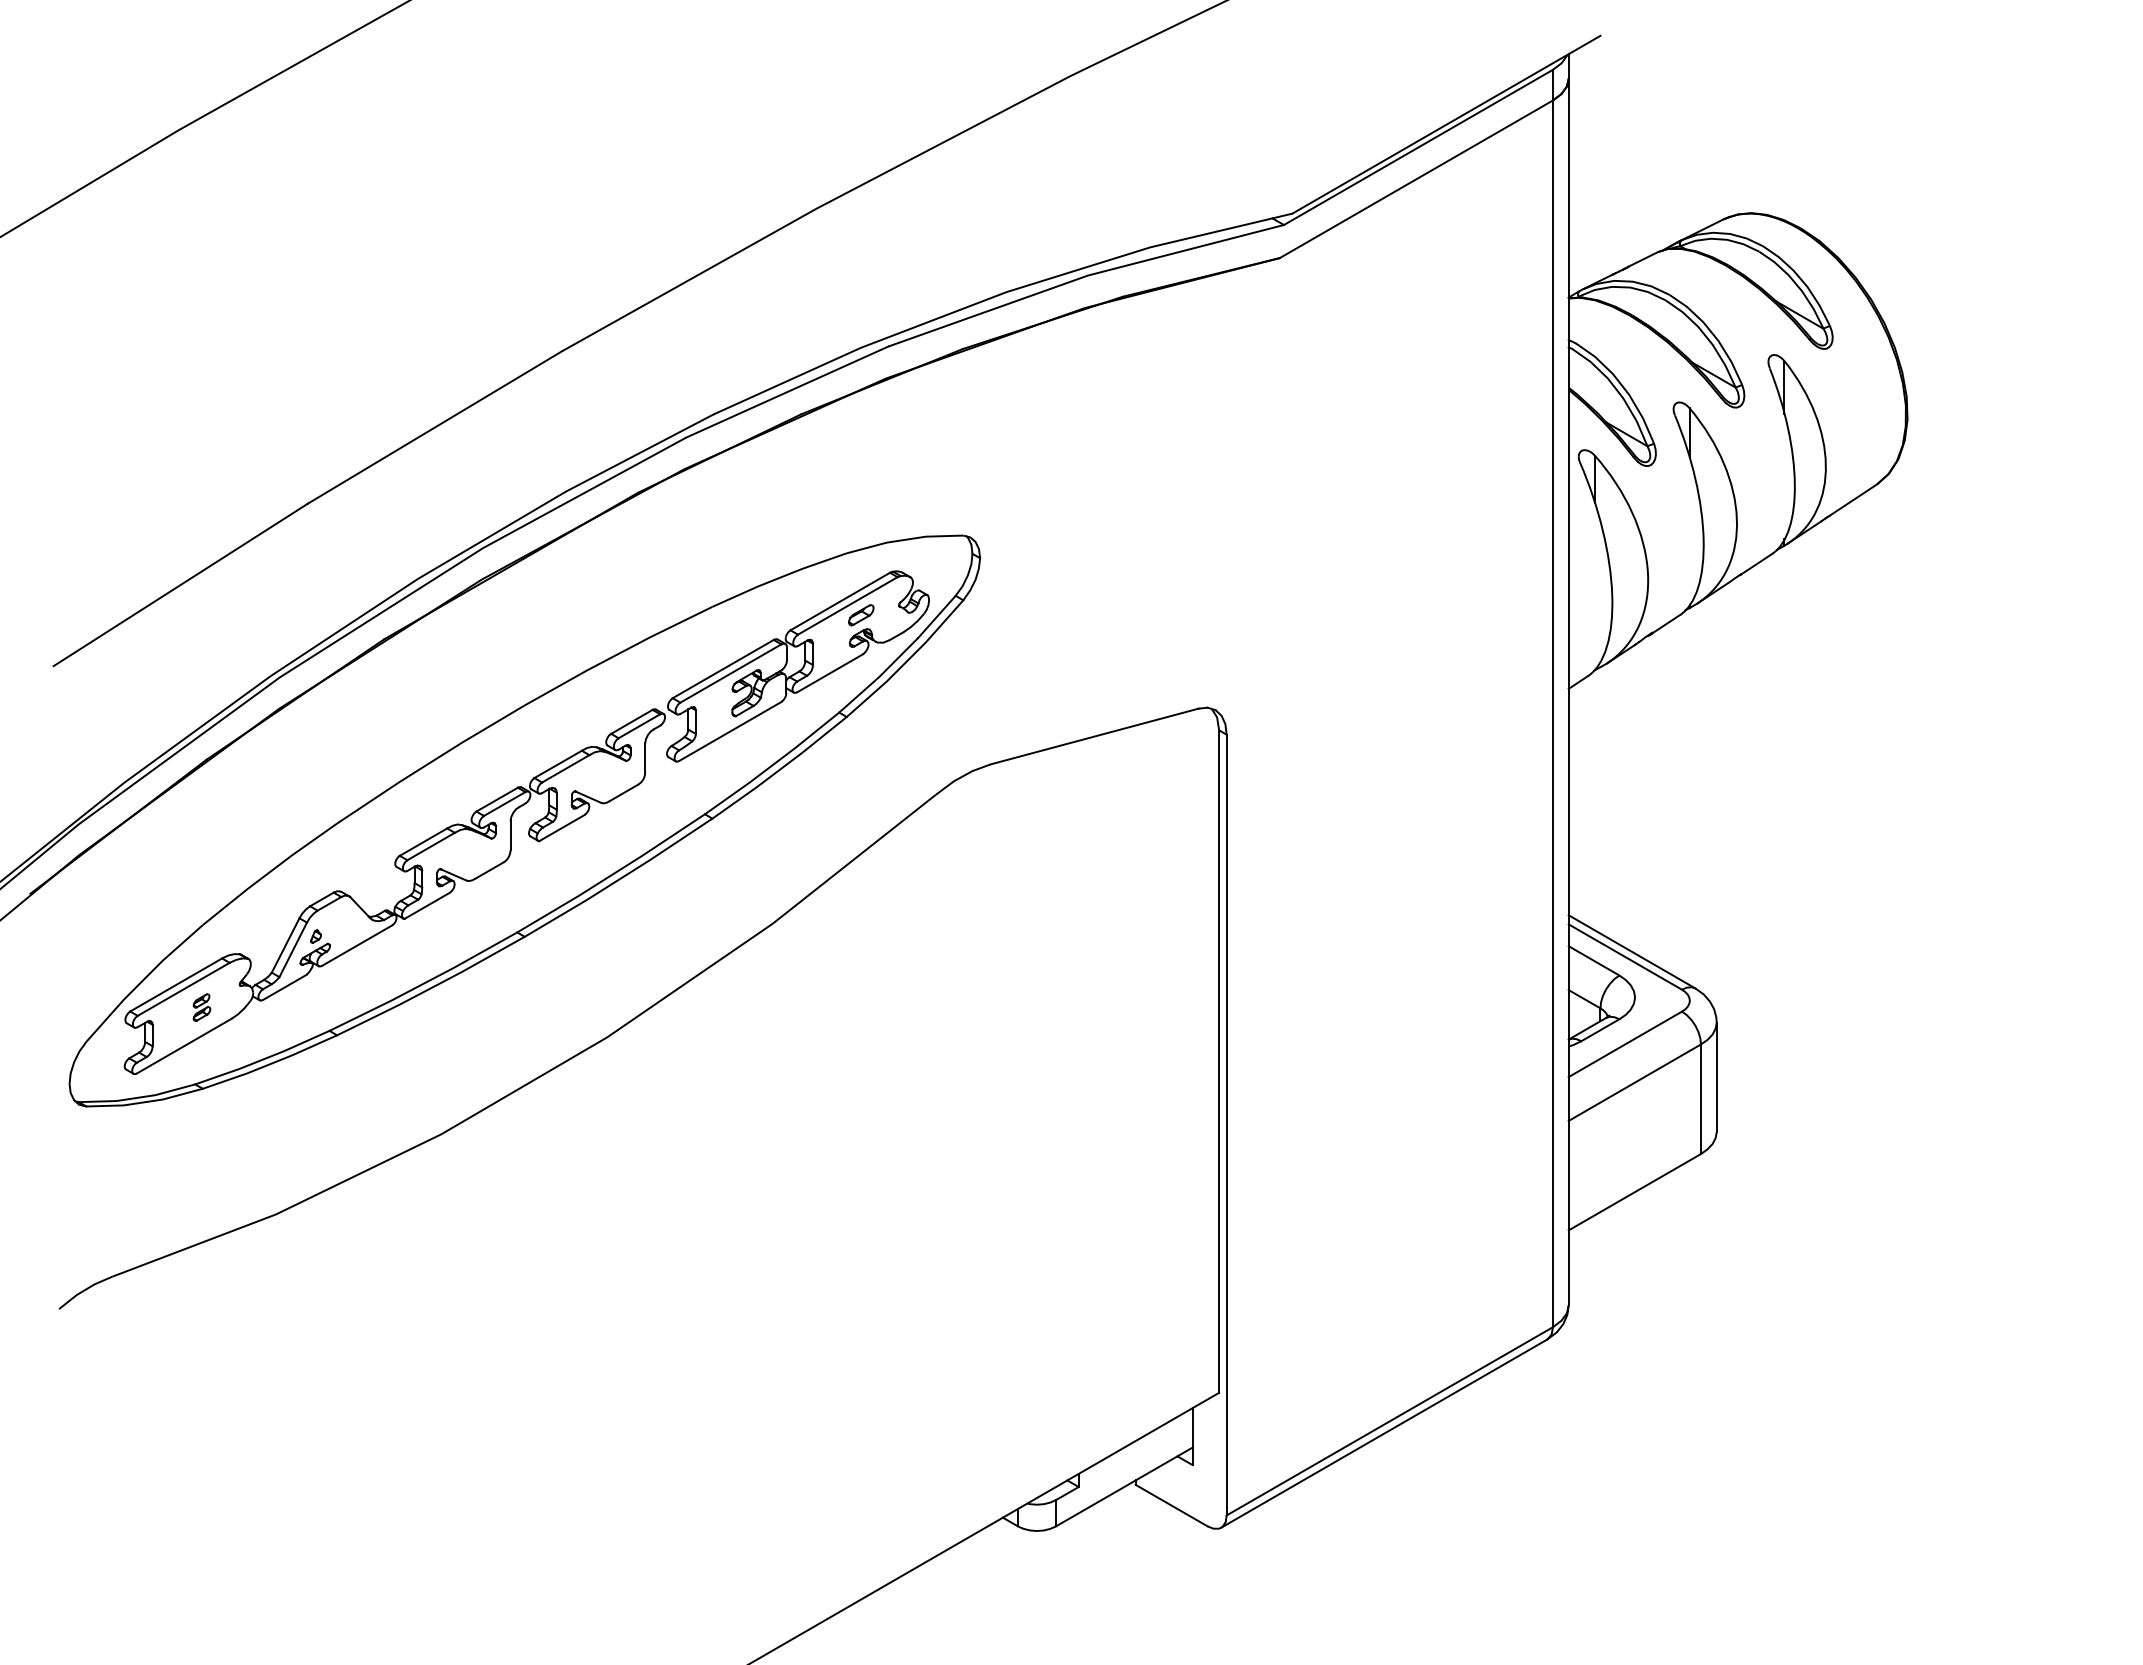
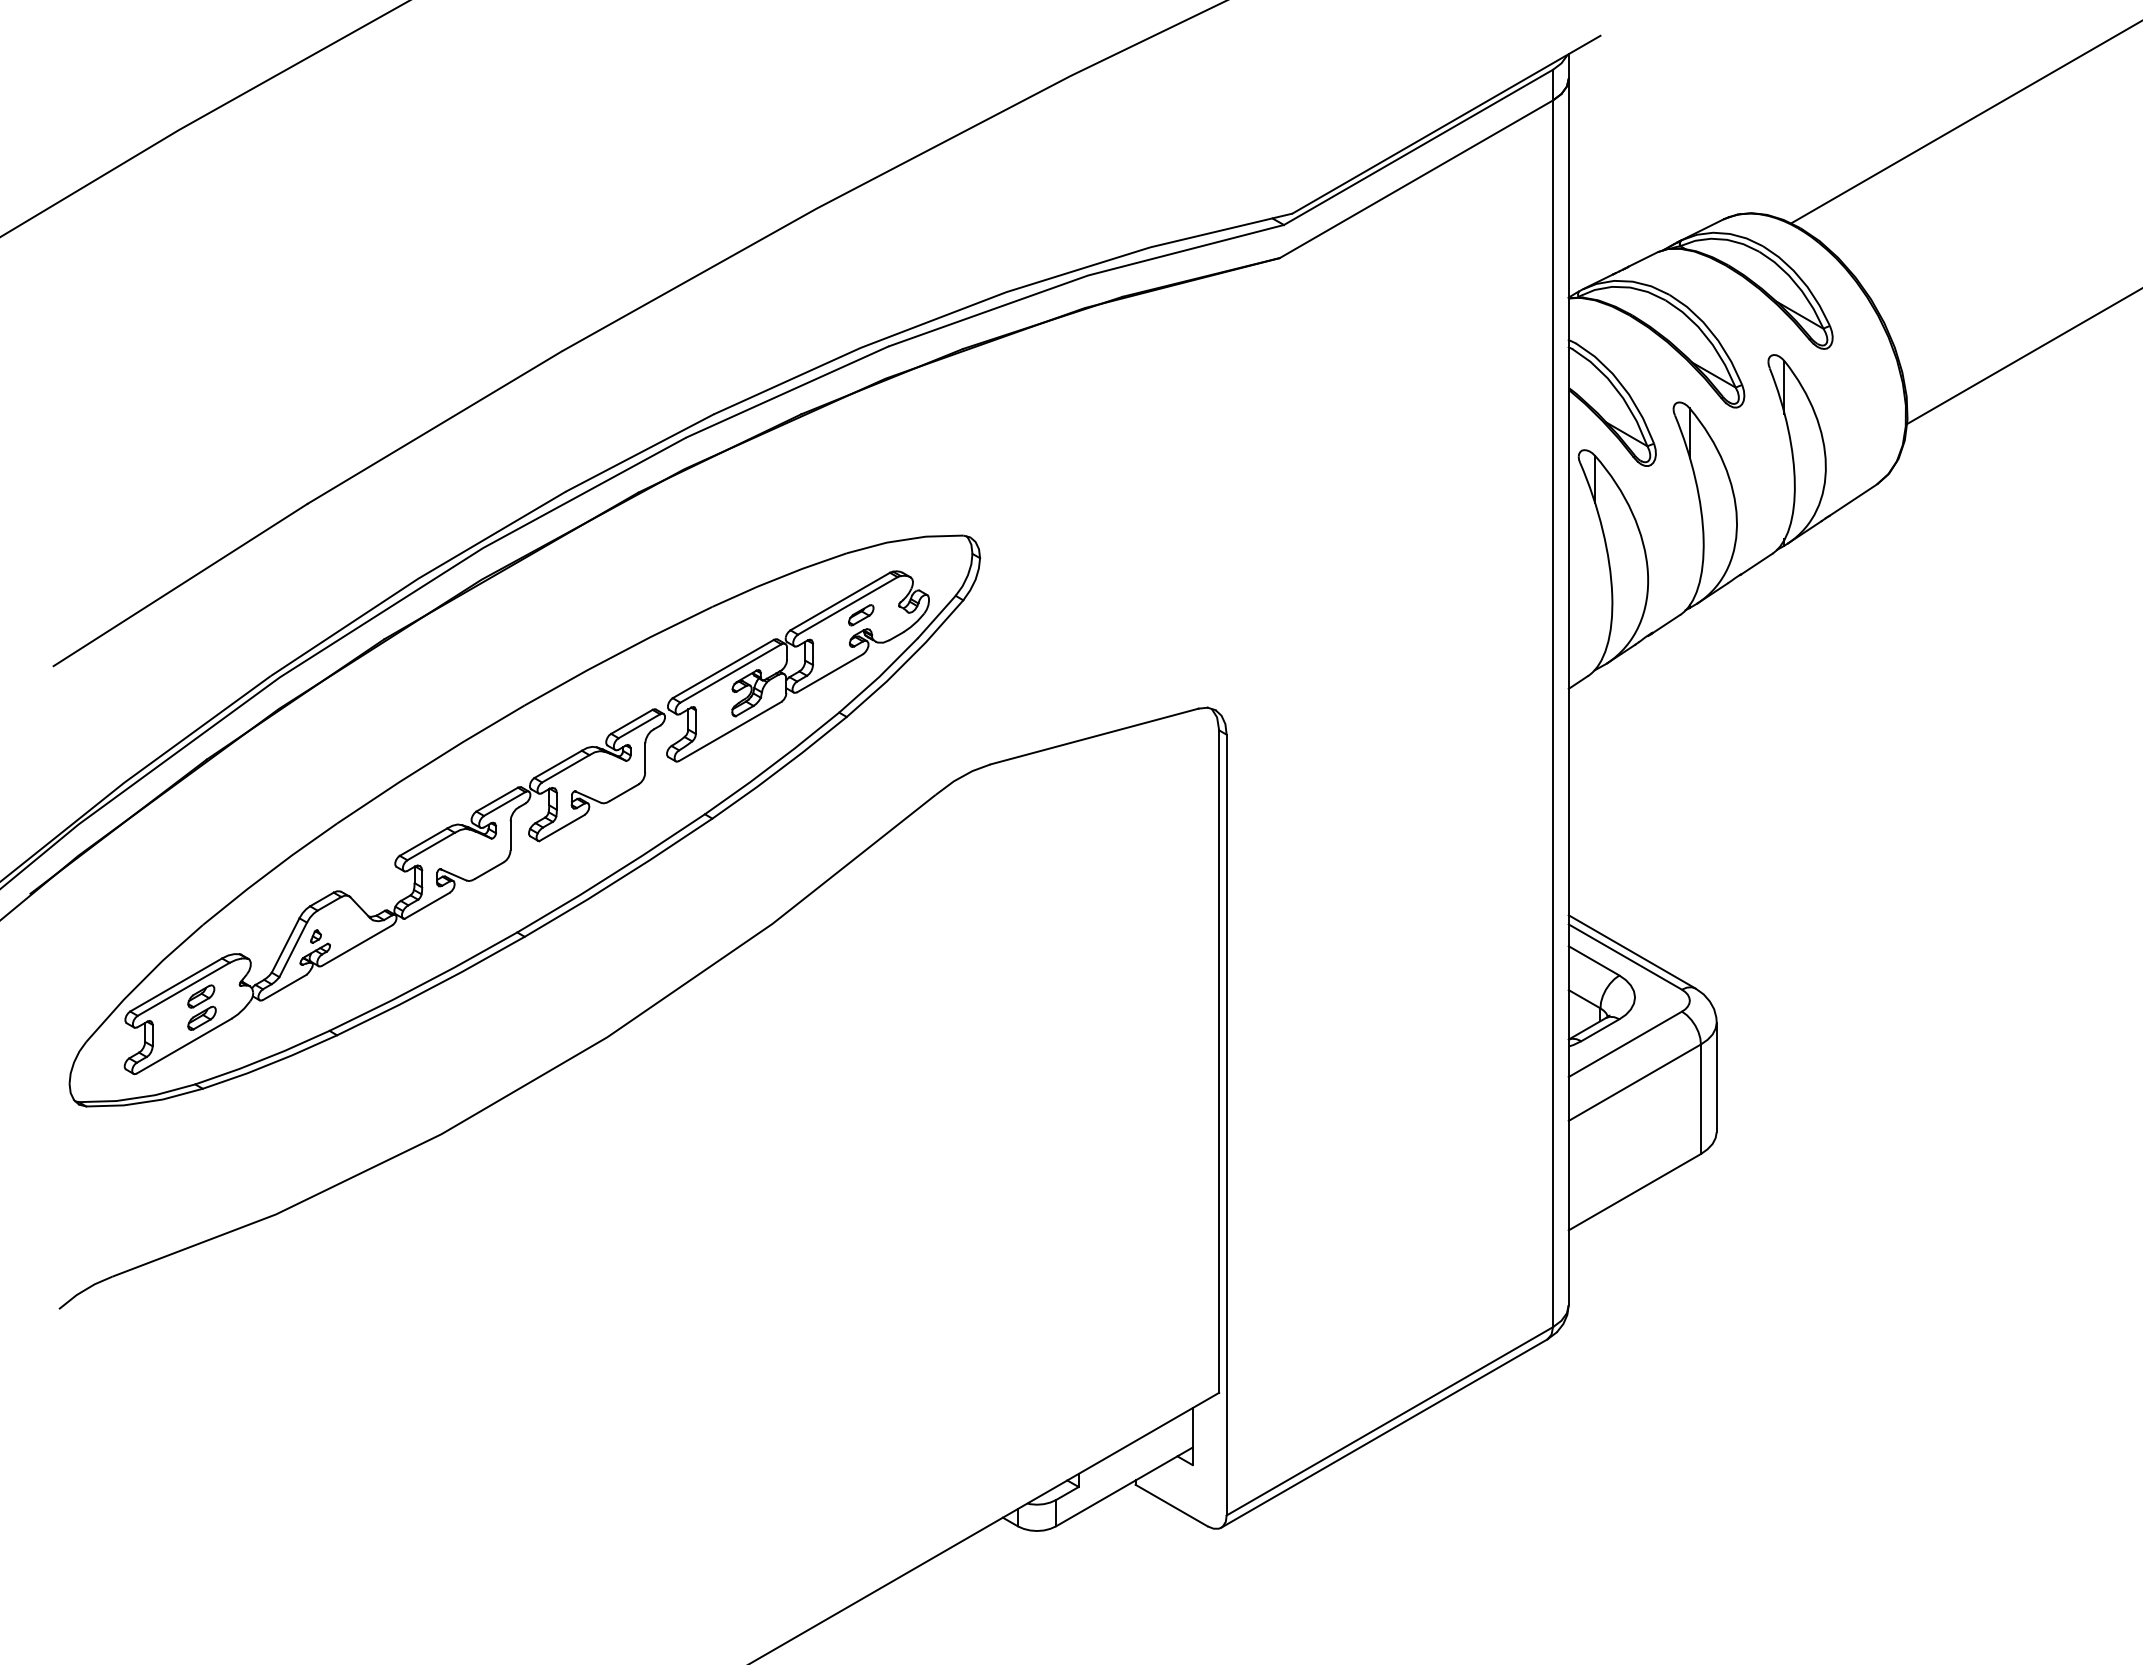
line: none -> present (1965, 122)
line: none -> present (2022, 356)
part size: 20x29 px -> 30x47 px (201, 1007)
